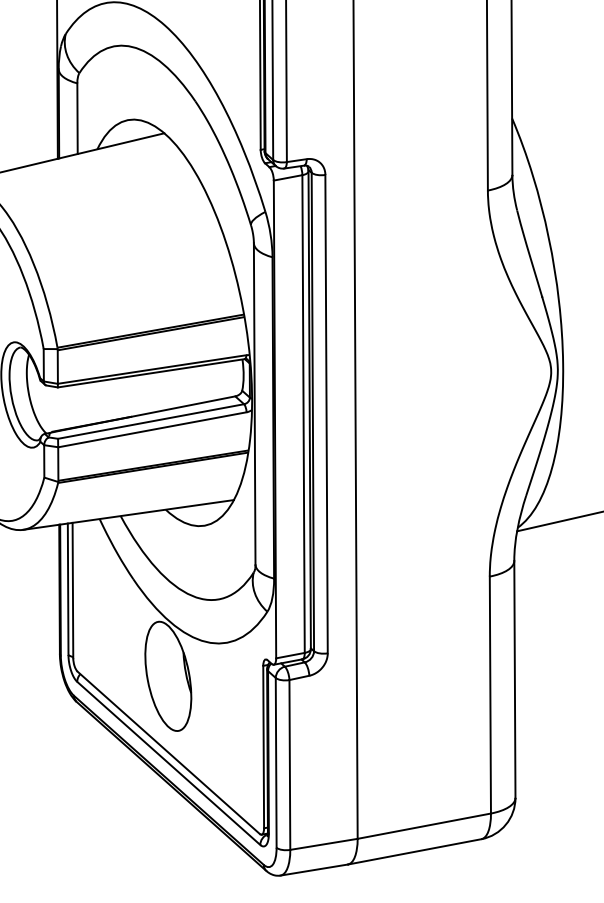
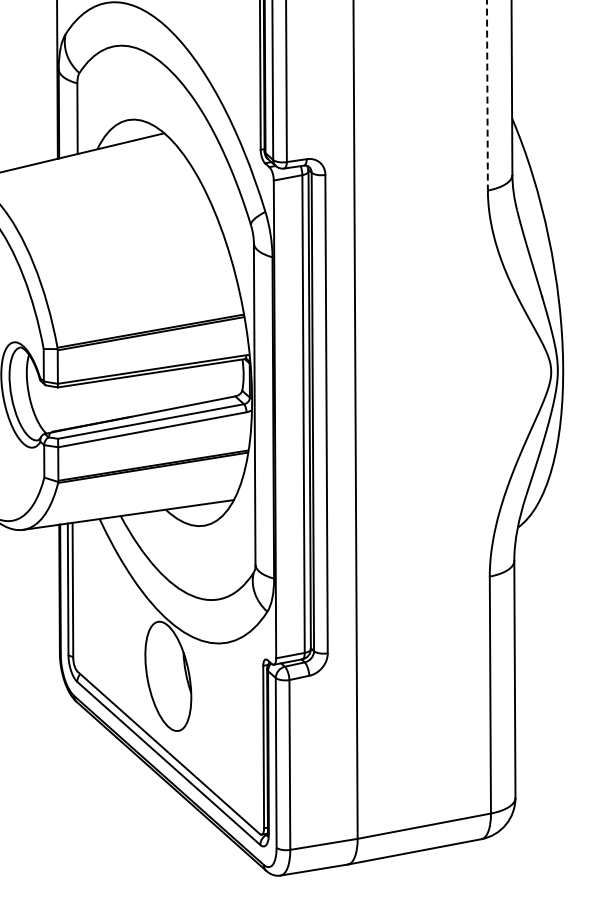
line: solid -> dashed (487, 95)
line: present -> none (558, 521)
